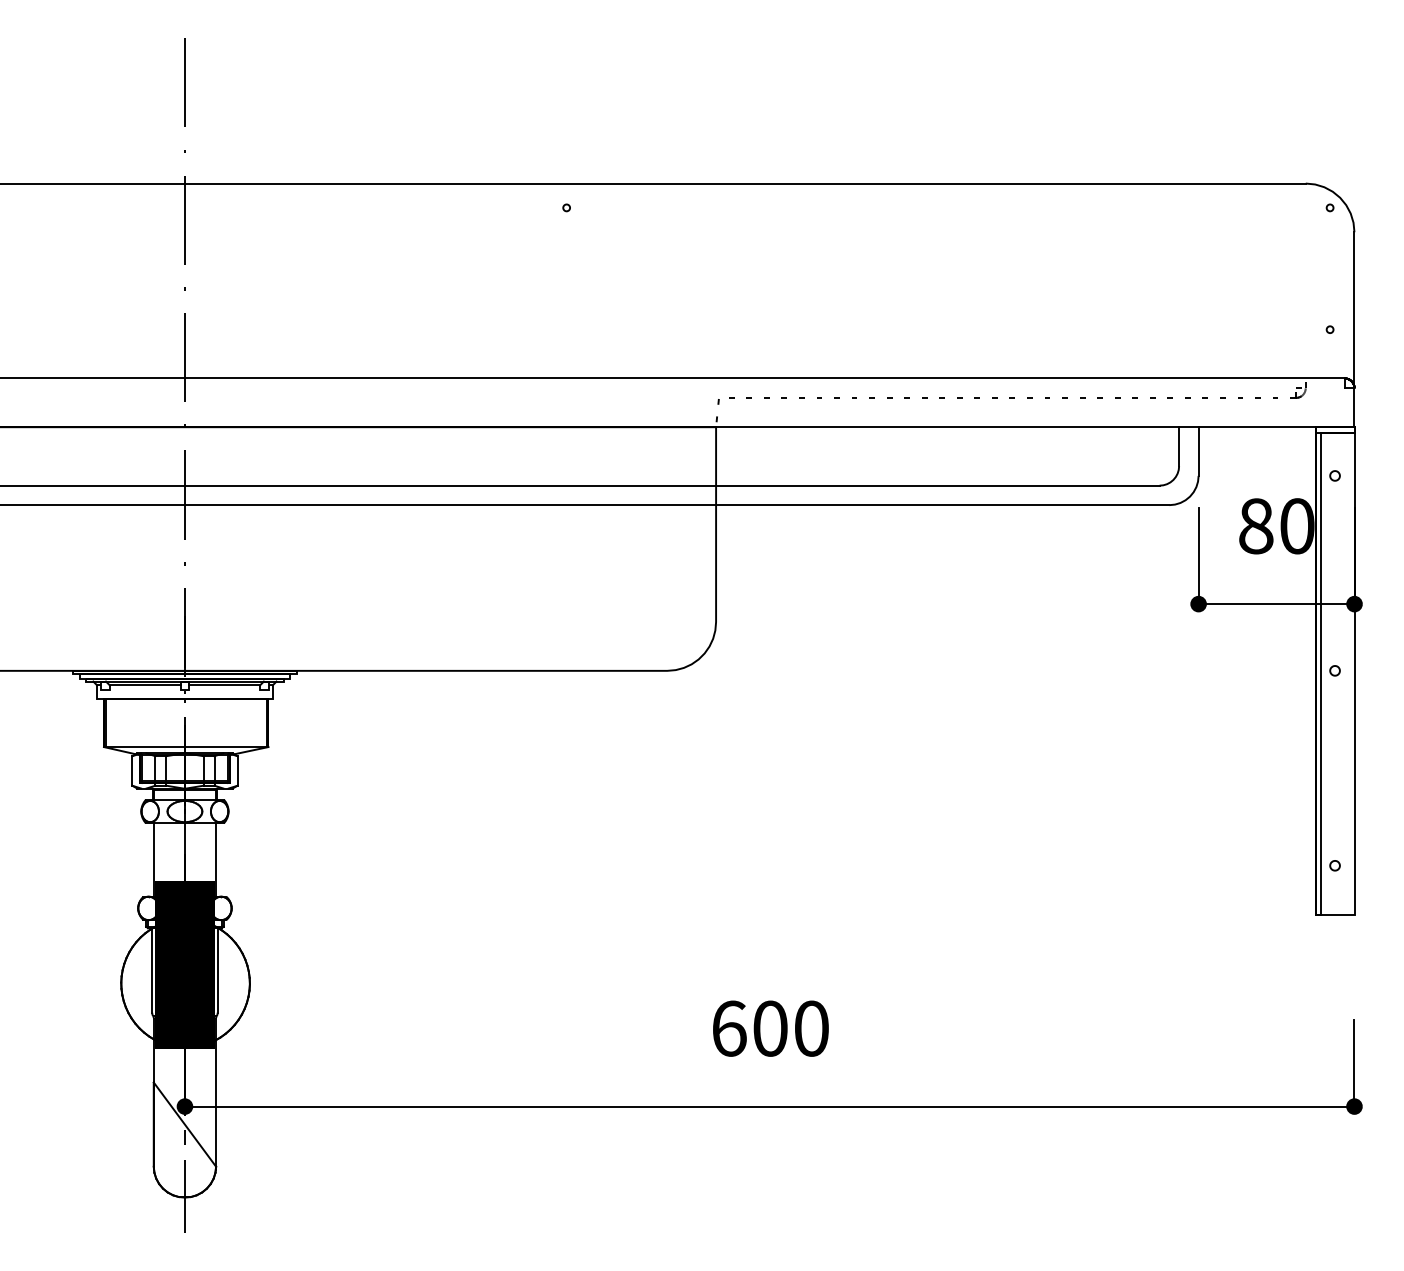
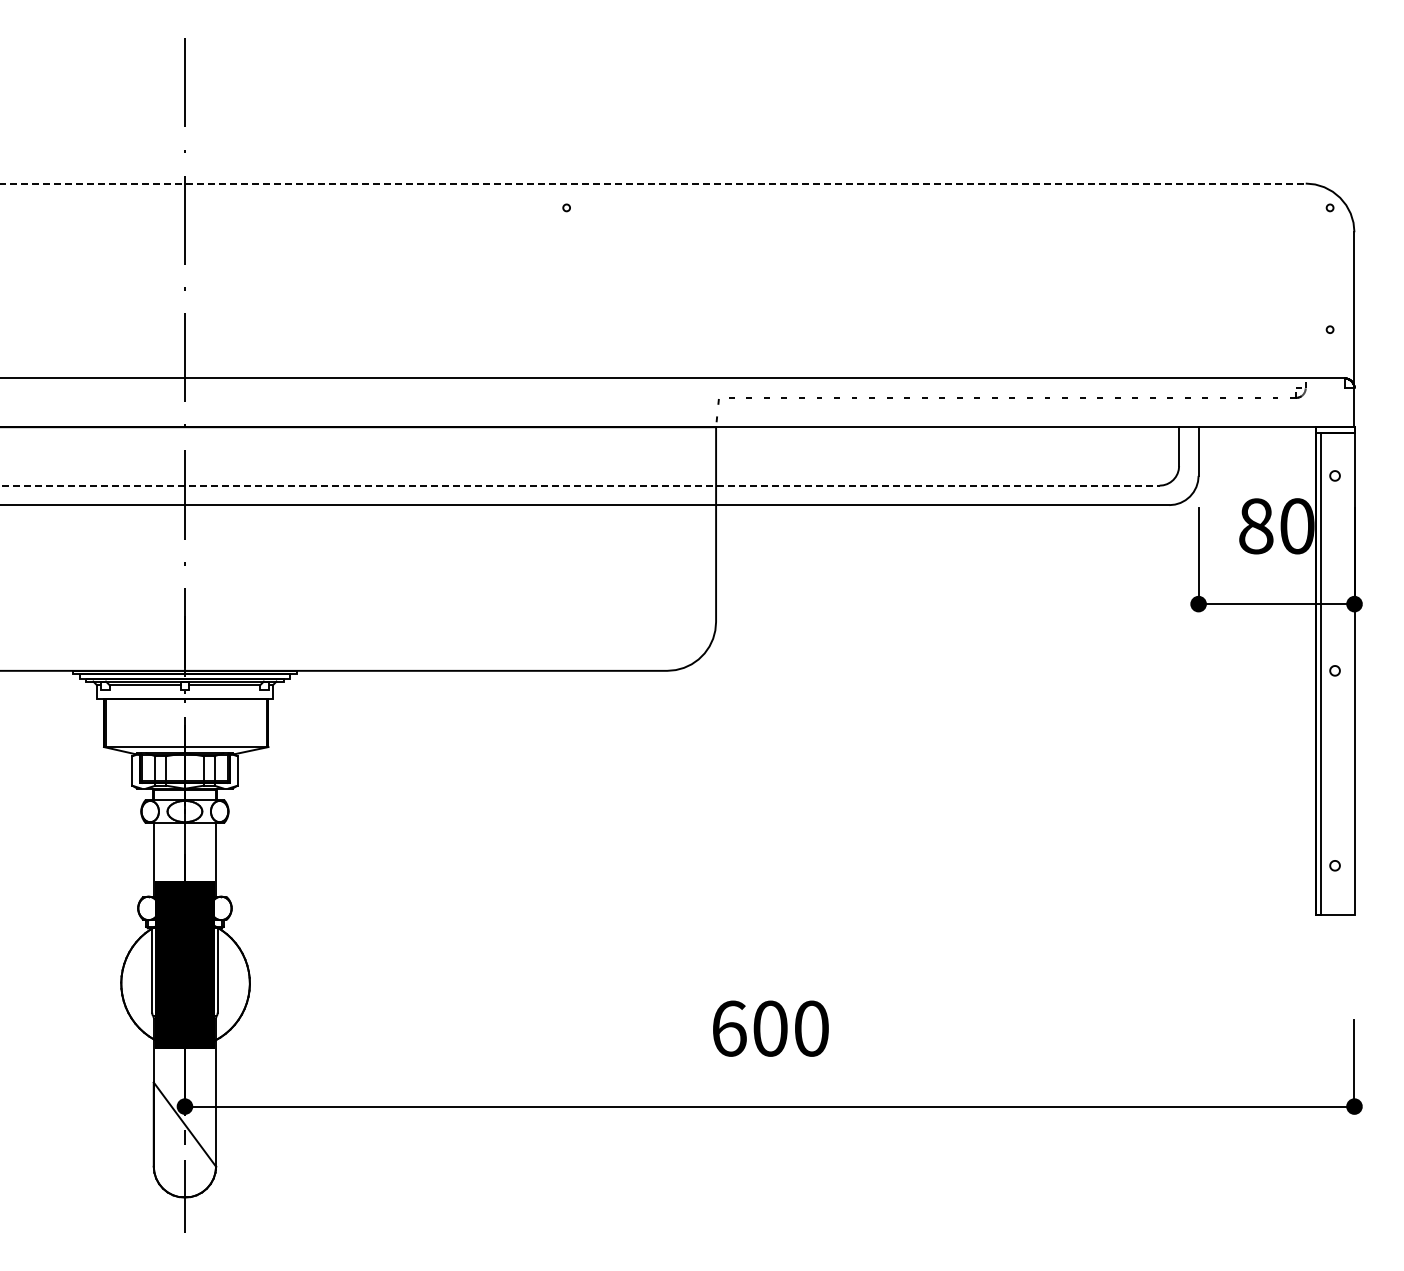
line: solid -> dashed (653, 183)
line: solid -> dashed (579, 485)
